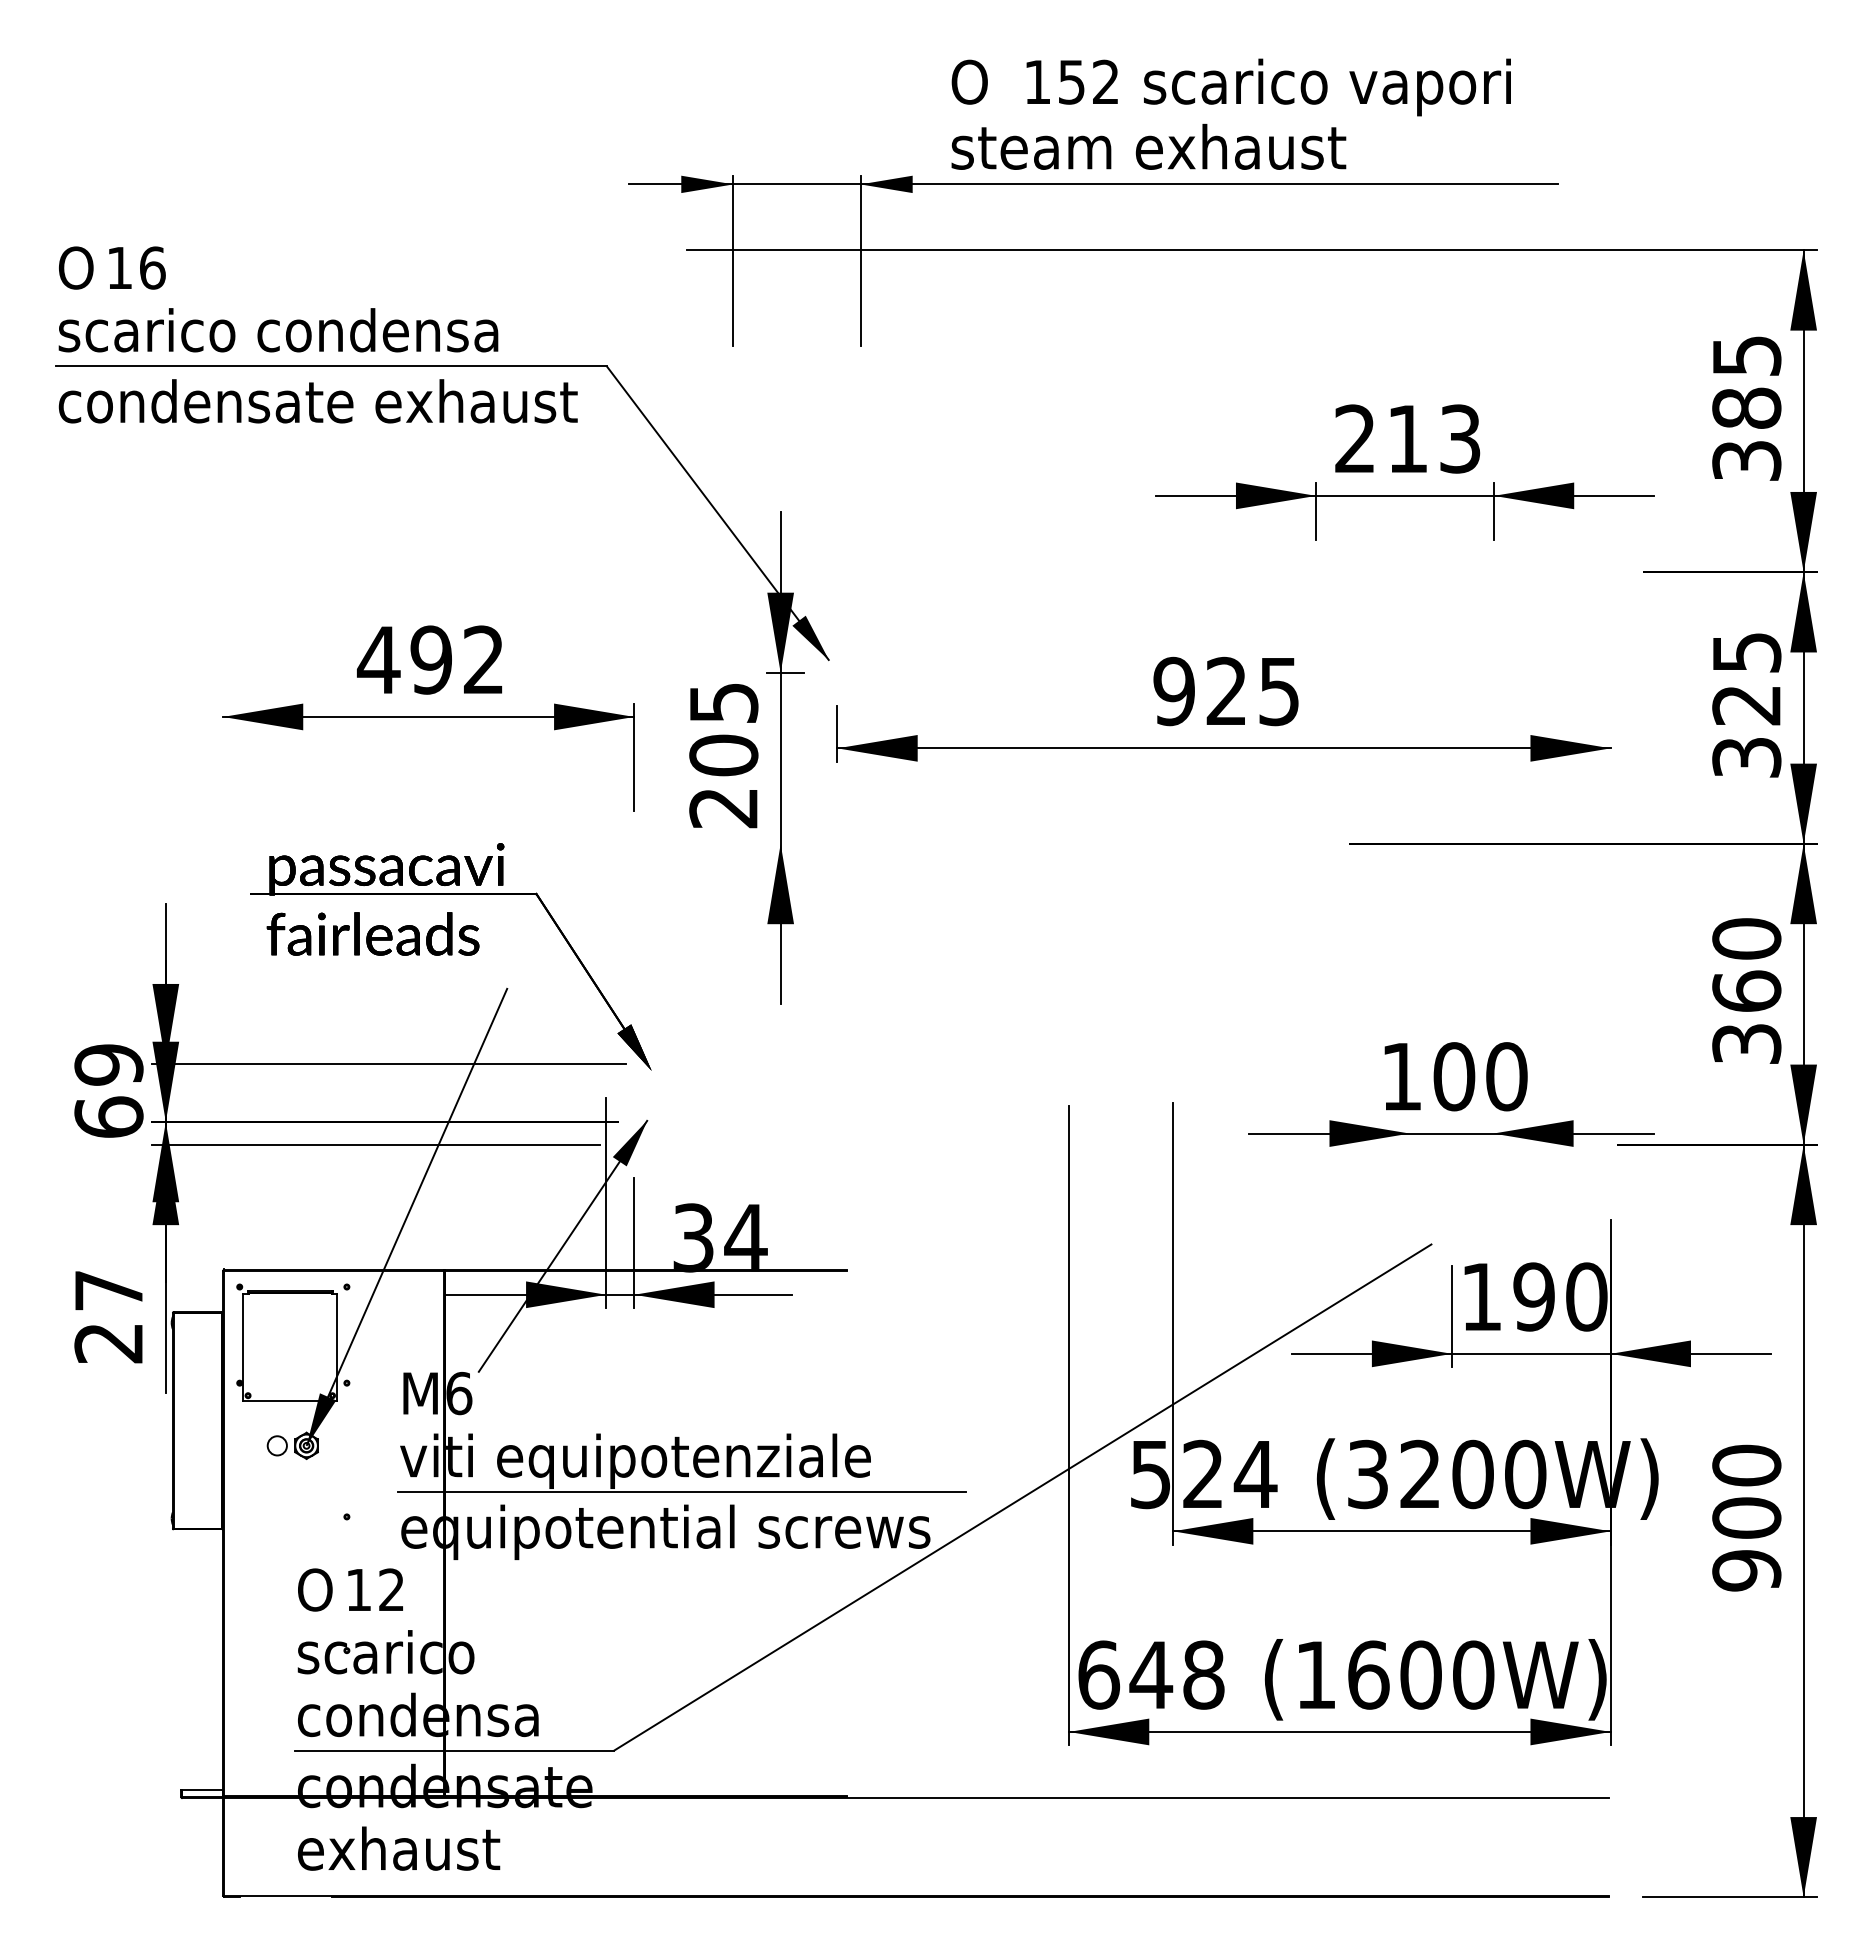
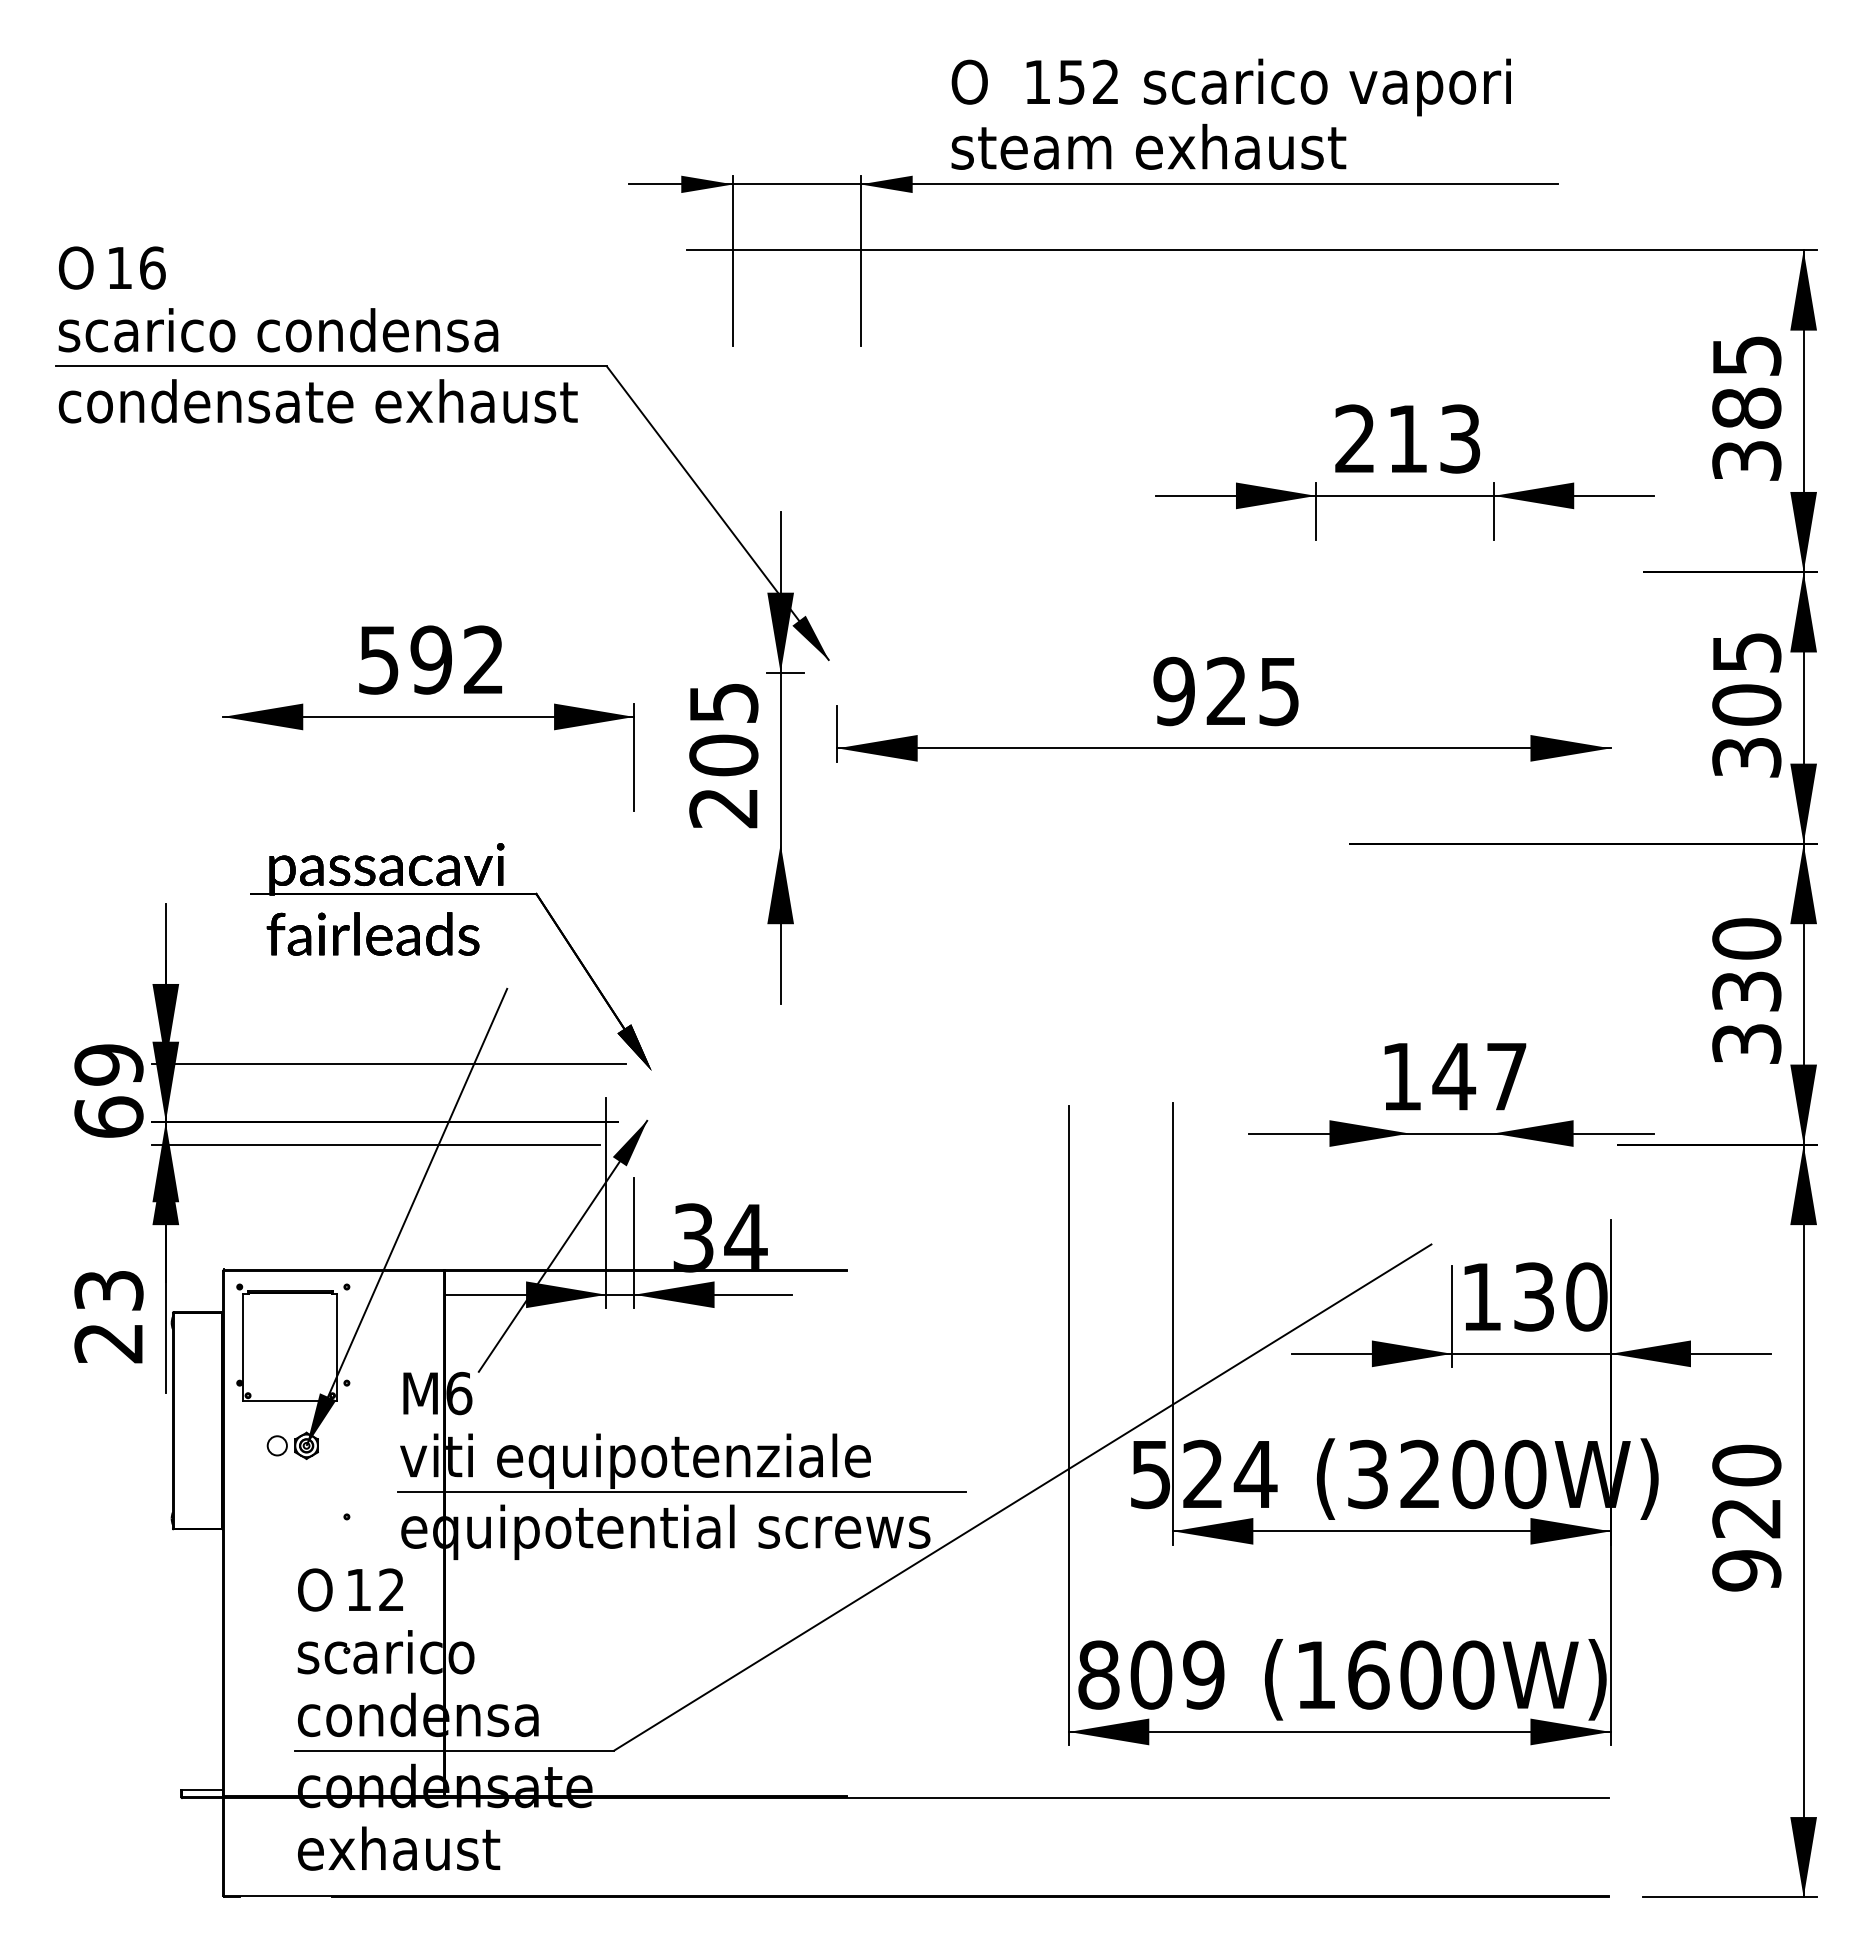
text: 492 -> 592 (378, 660)
text: 325 -> 305 (1746, 704)
text: 360 -> 330 (1746, 990)
text: 100 -> 147 (1479, 1076)
text: 27 -> 23 (108, 1290)
text: 190 -> 130 (1533, 1296)
text: 900 -> 920 (1746, 1517)
text: 648 -> 809 (1151, 1674)
